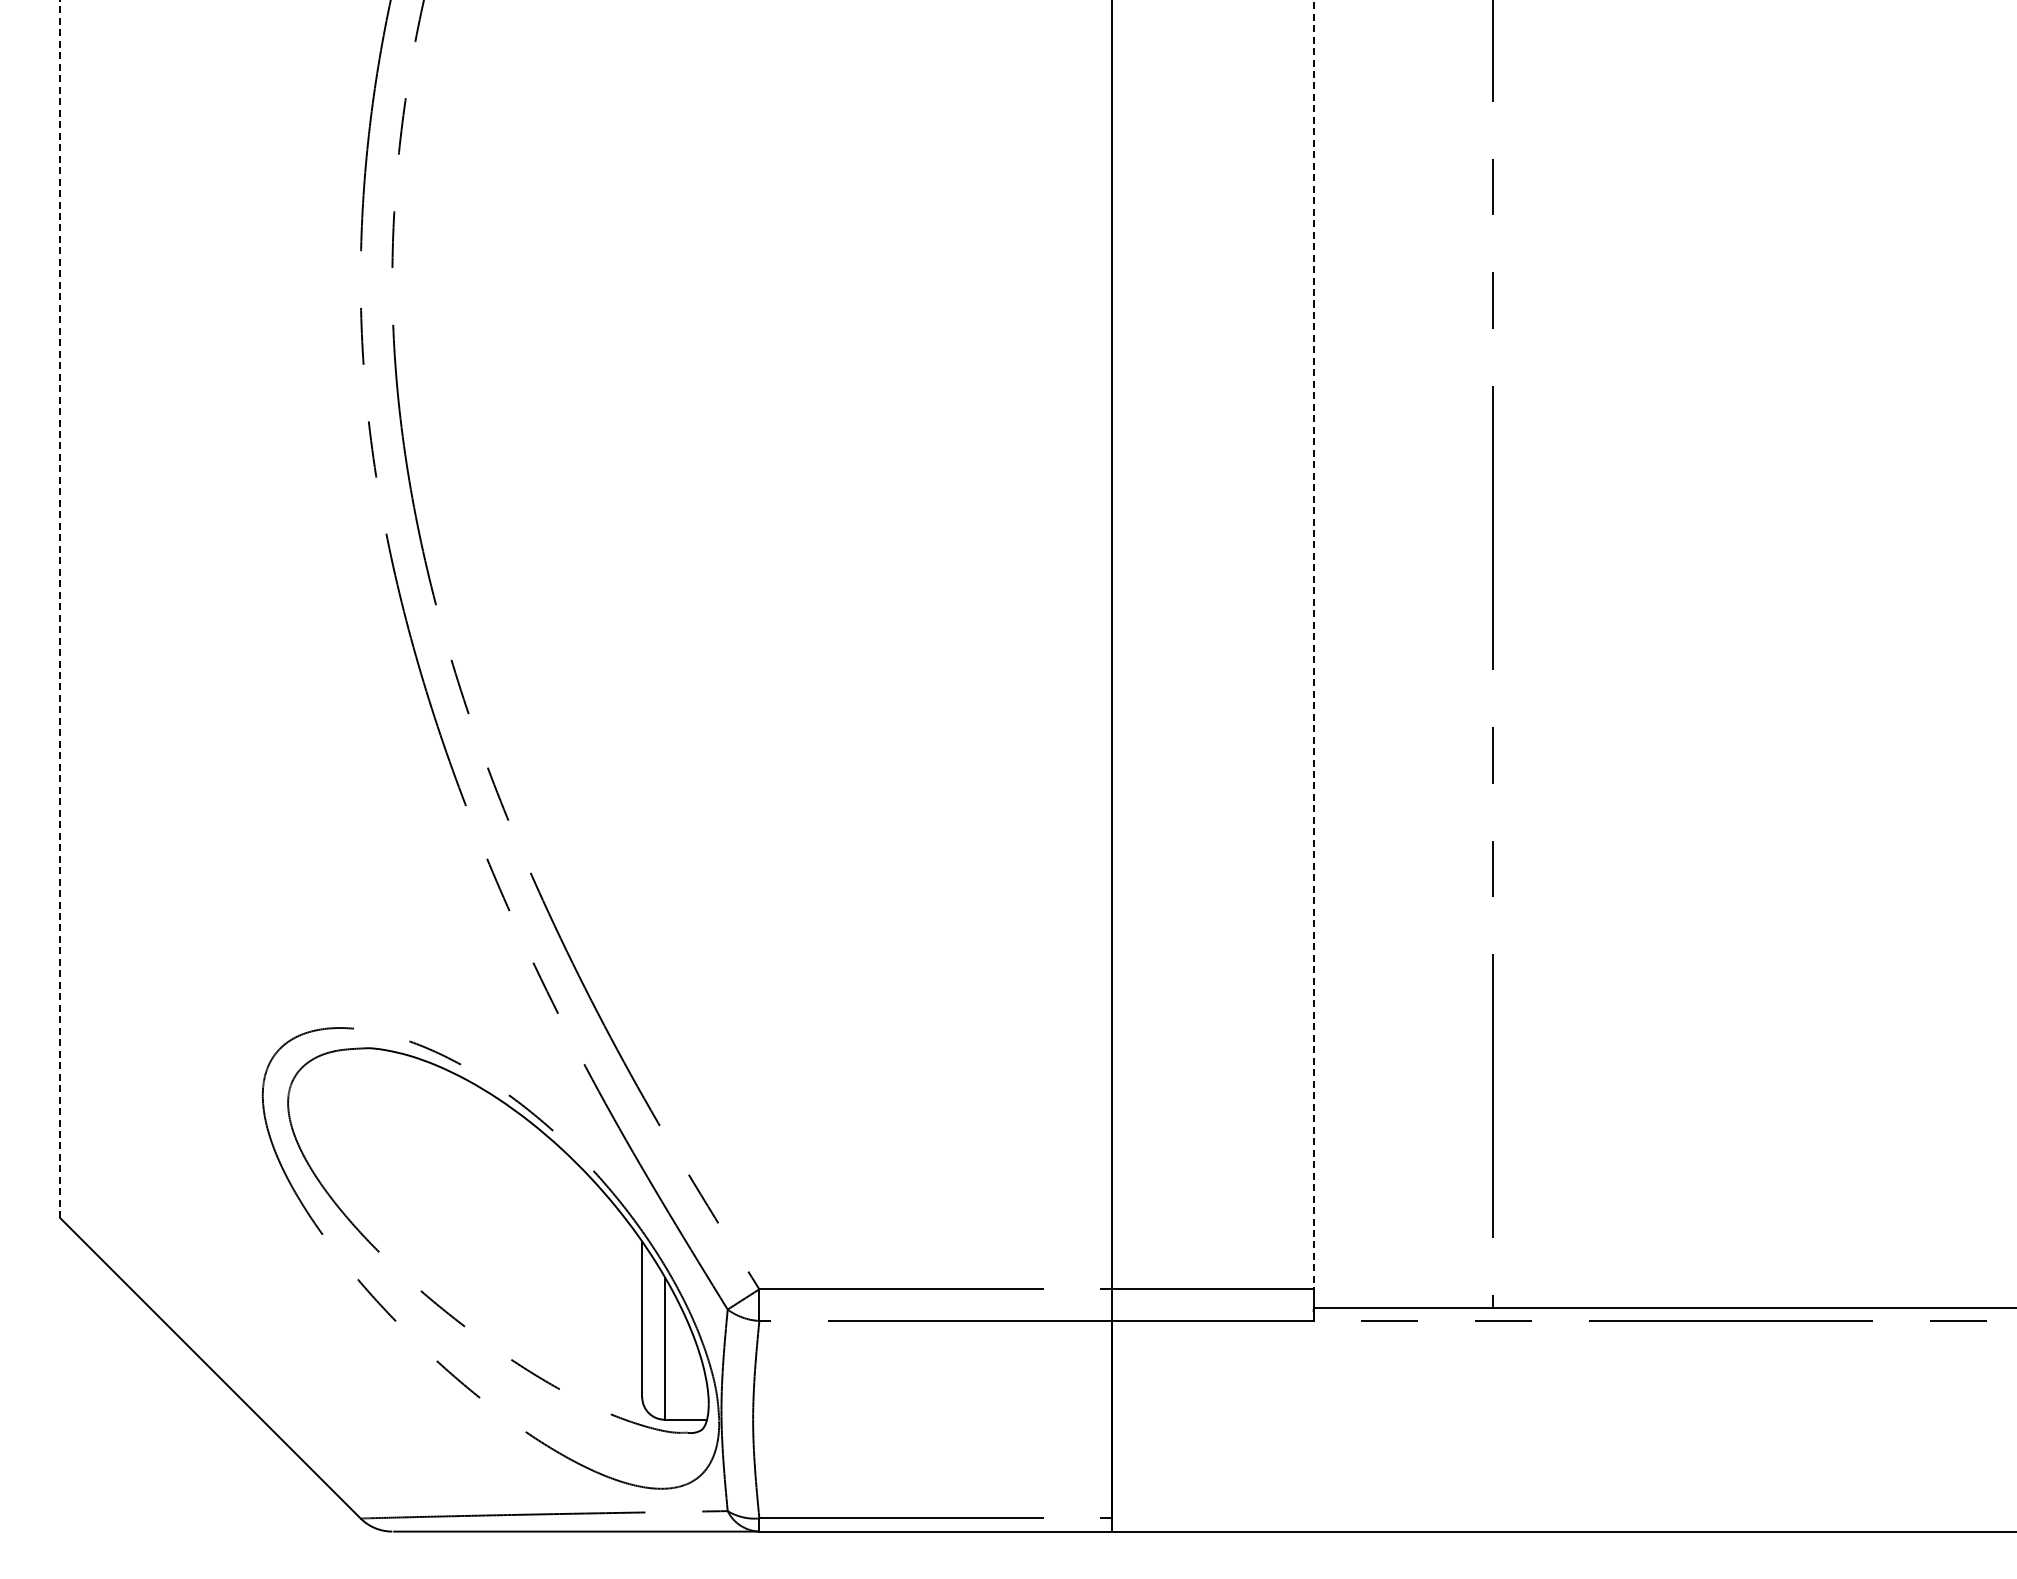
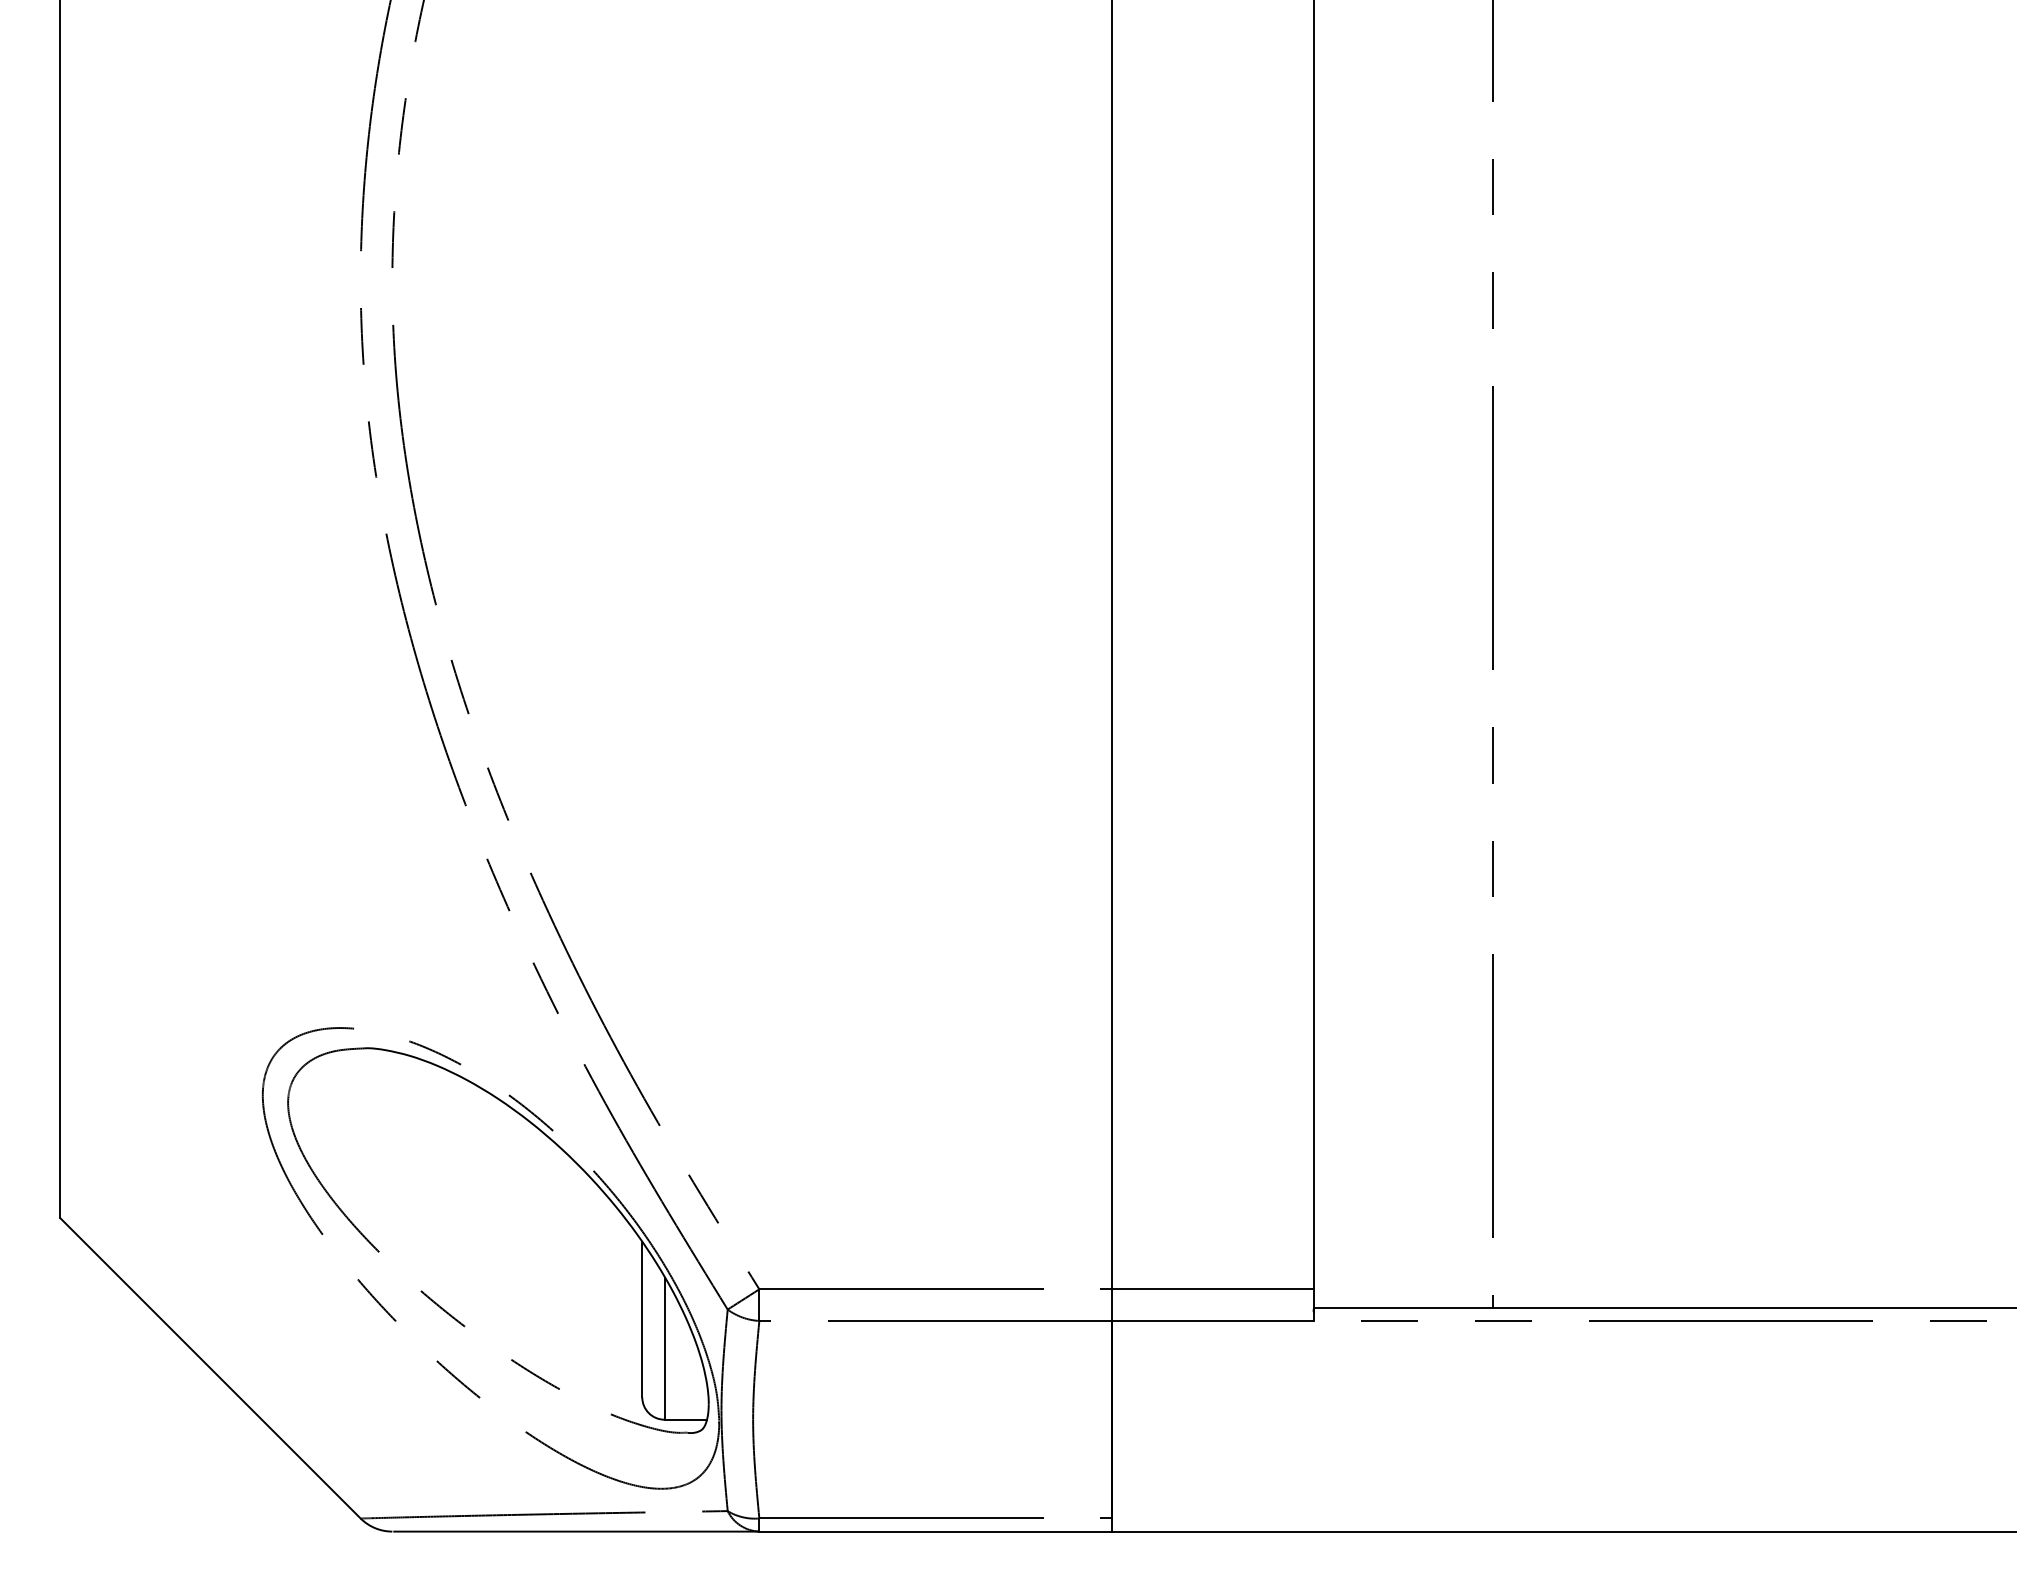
line: dashed -> solid (60, 609)
line: dashed -> solid (1313, 645)
